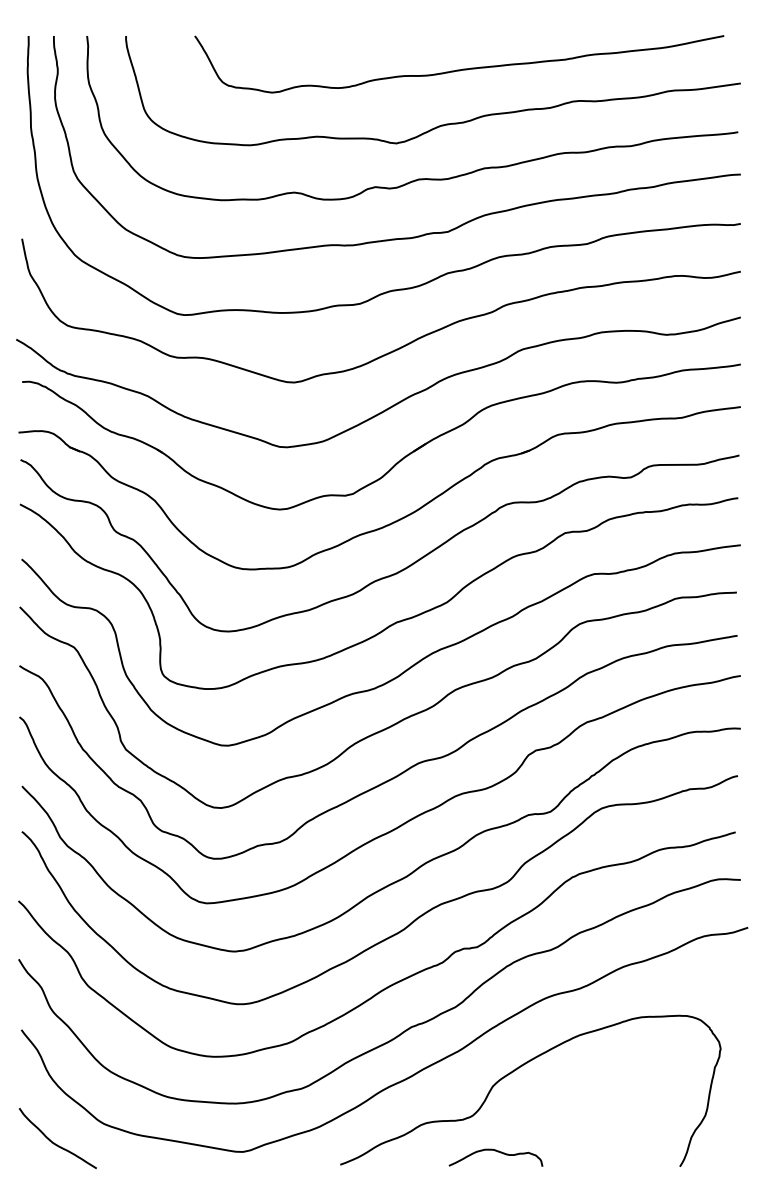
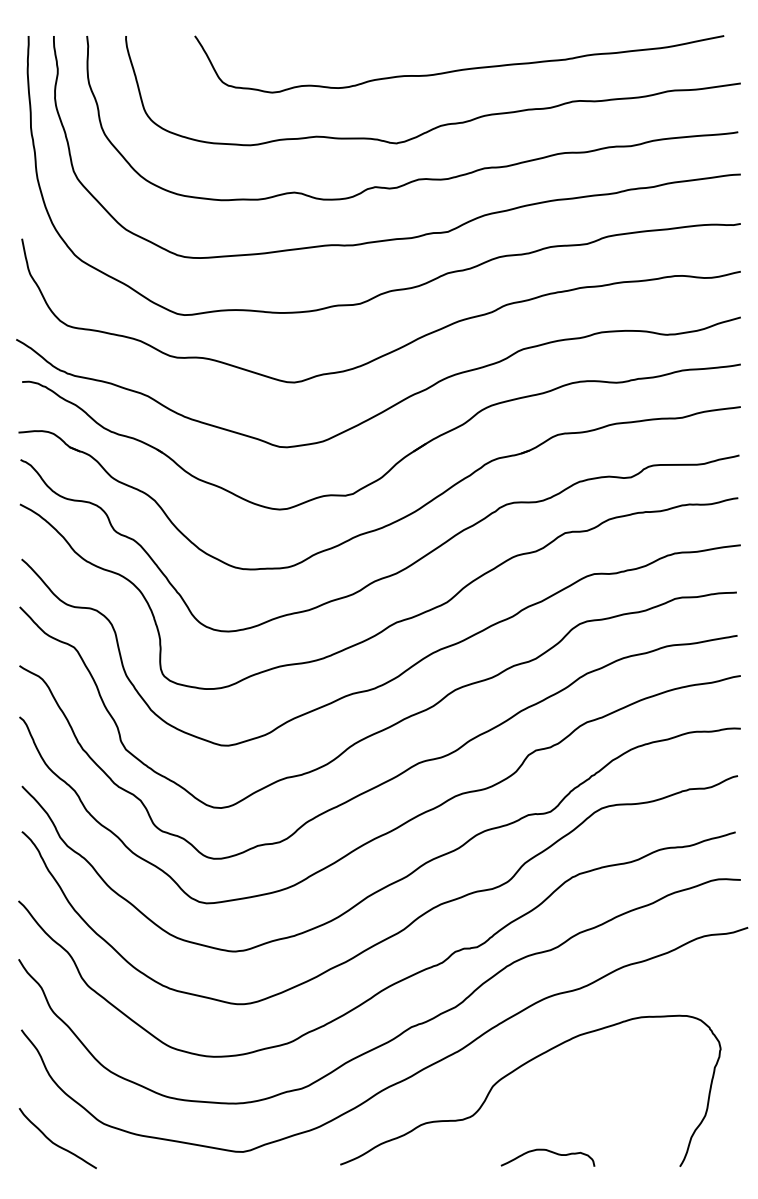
curve position: (497, 1152) -> (549, 1152) (549, 1152)
